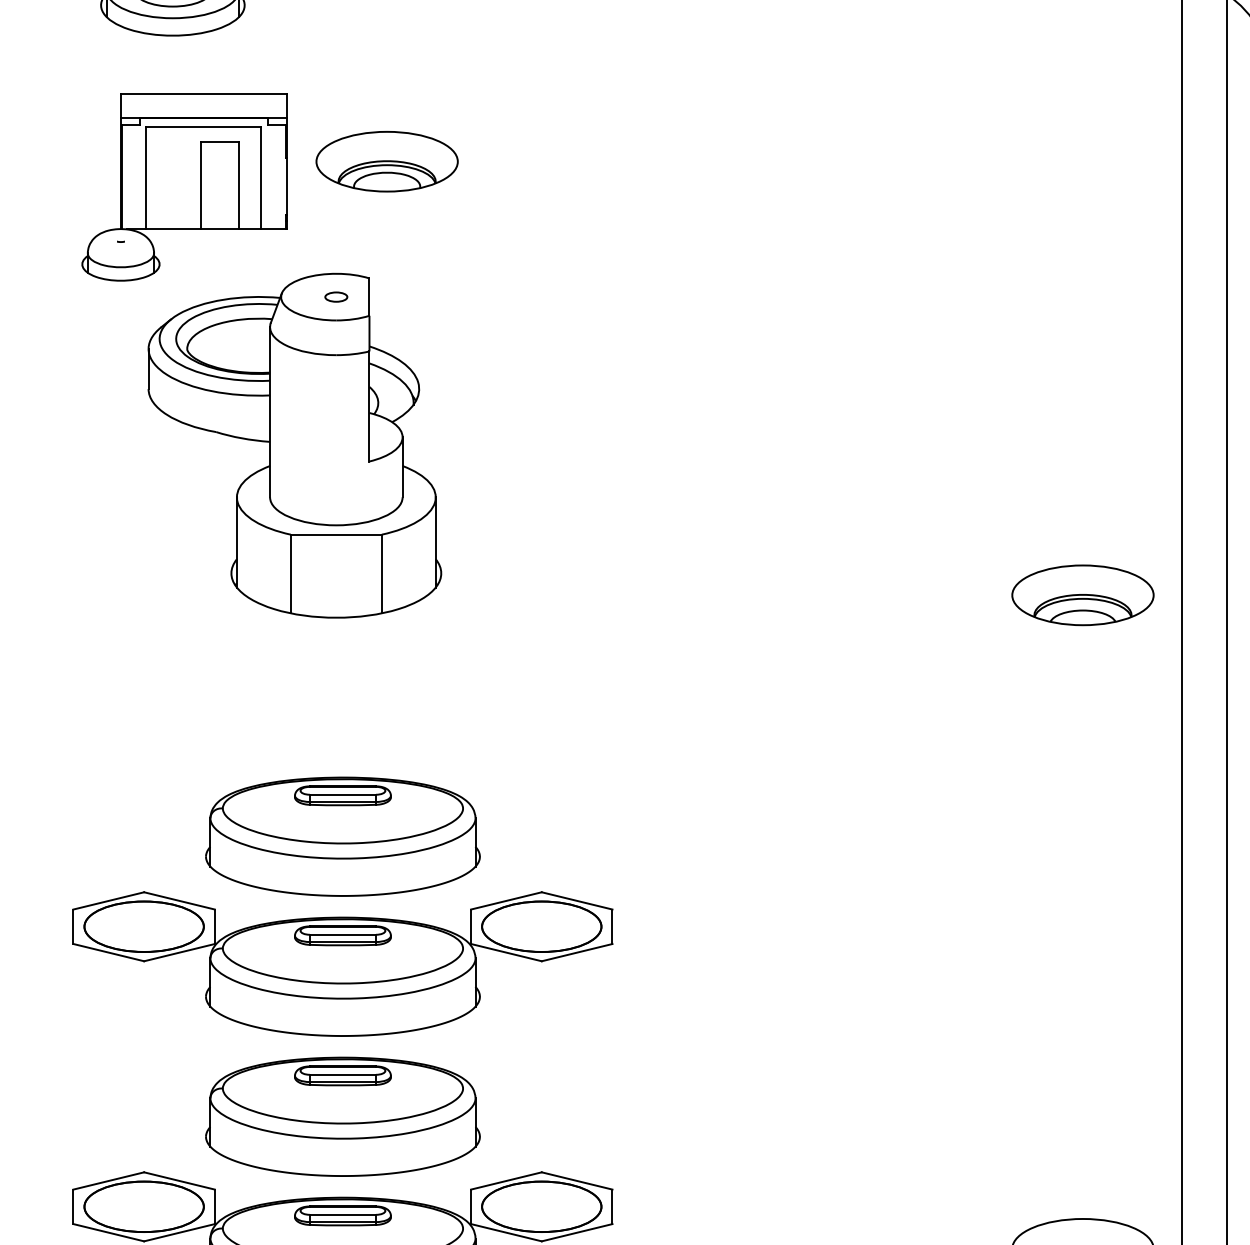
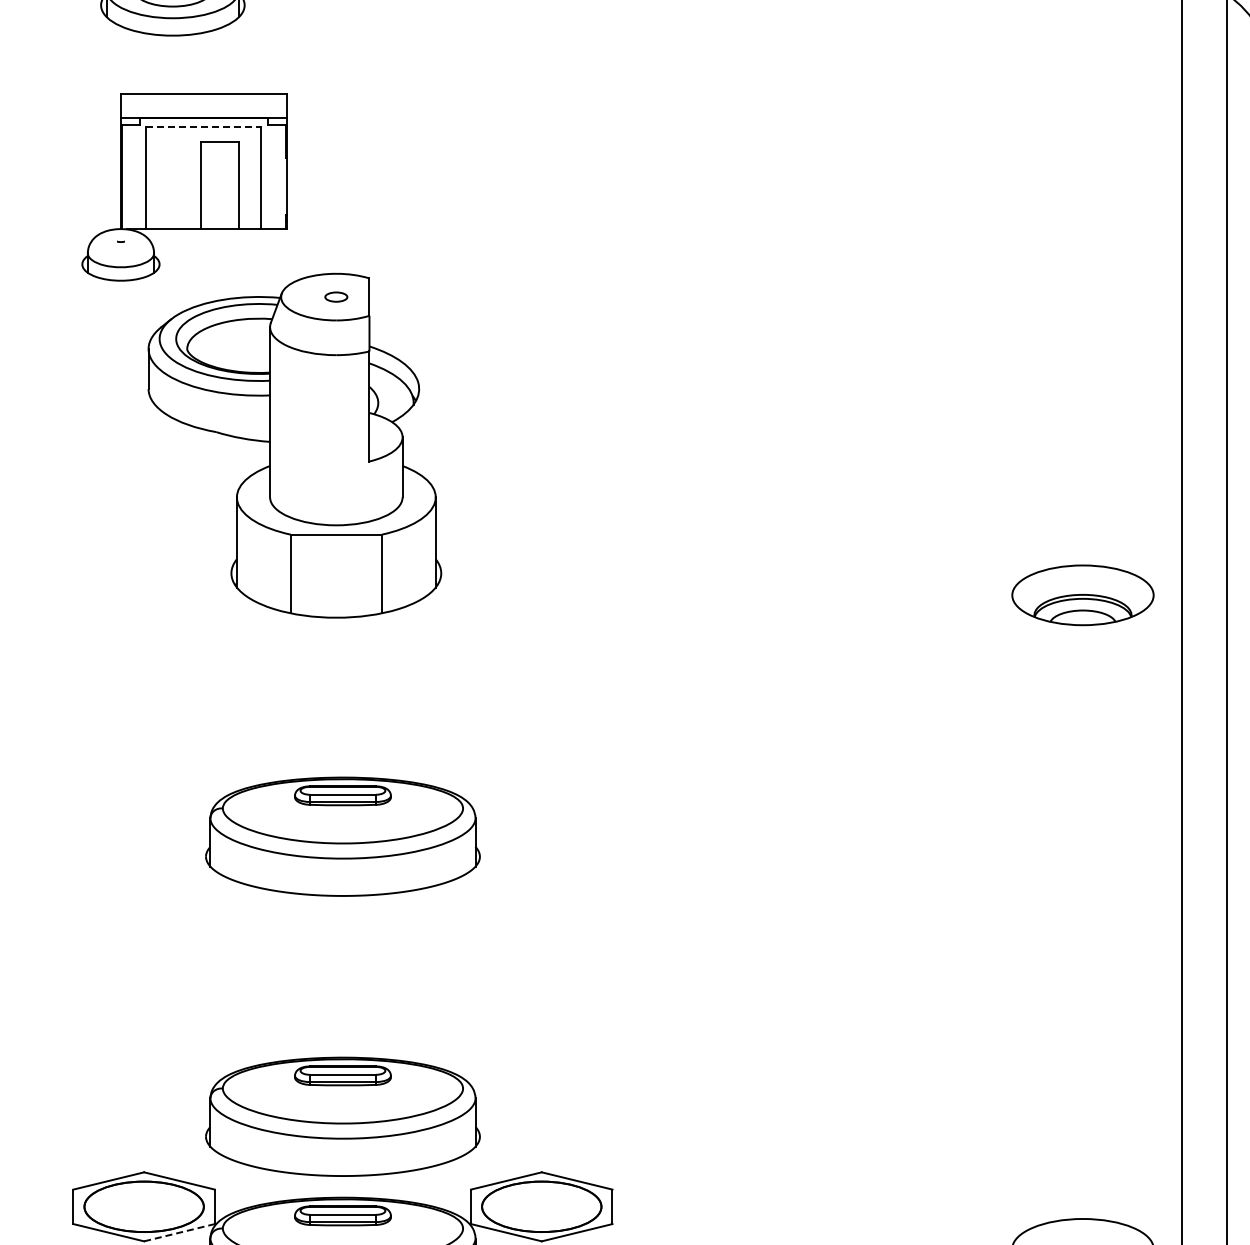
line: solid -> dashed (204, 127)
part: present -> none (386, 161)
part: present -> none (342, 963)
line: solid -> dashed (179, 1232)
